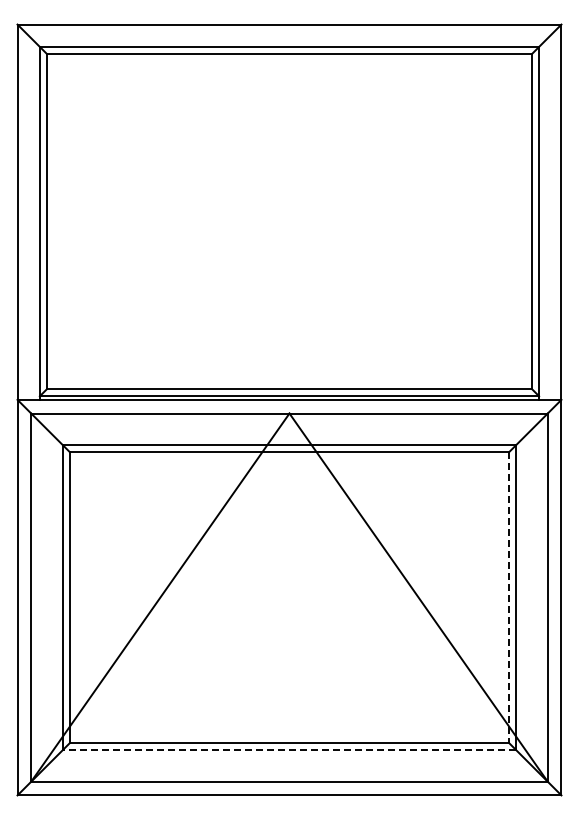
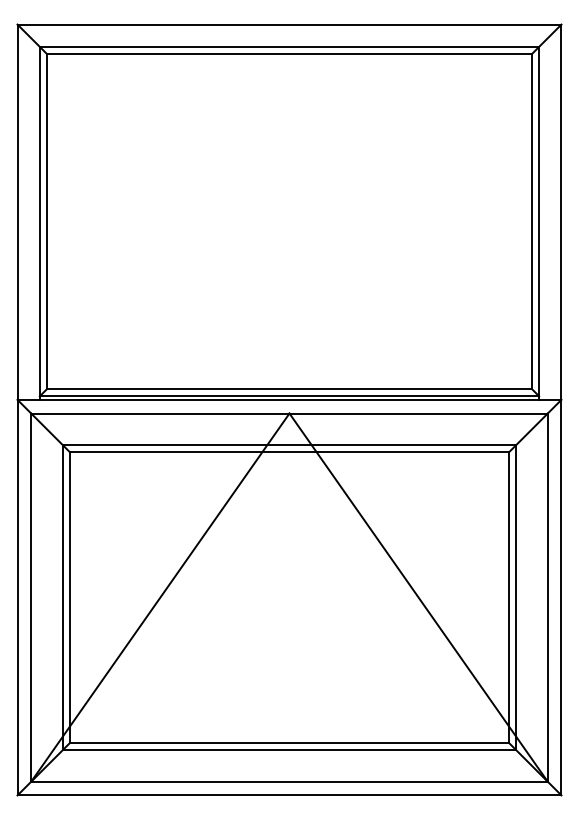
line: dashed -> solid (509, 597)
line: dashed -> solid (289, 750)
